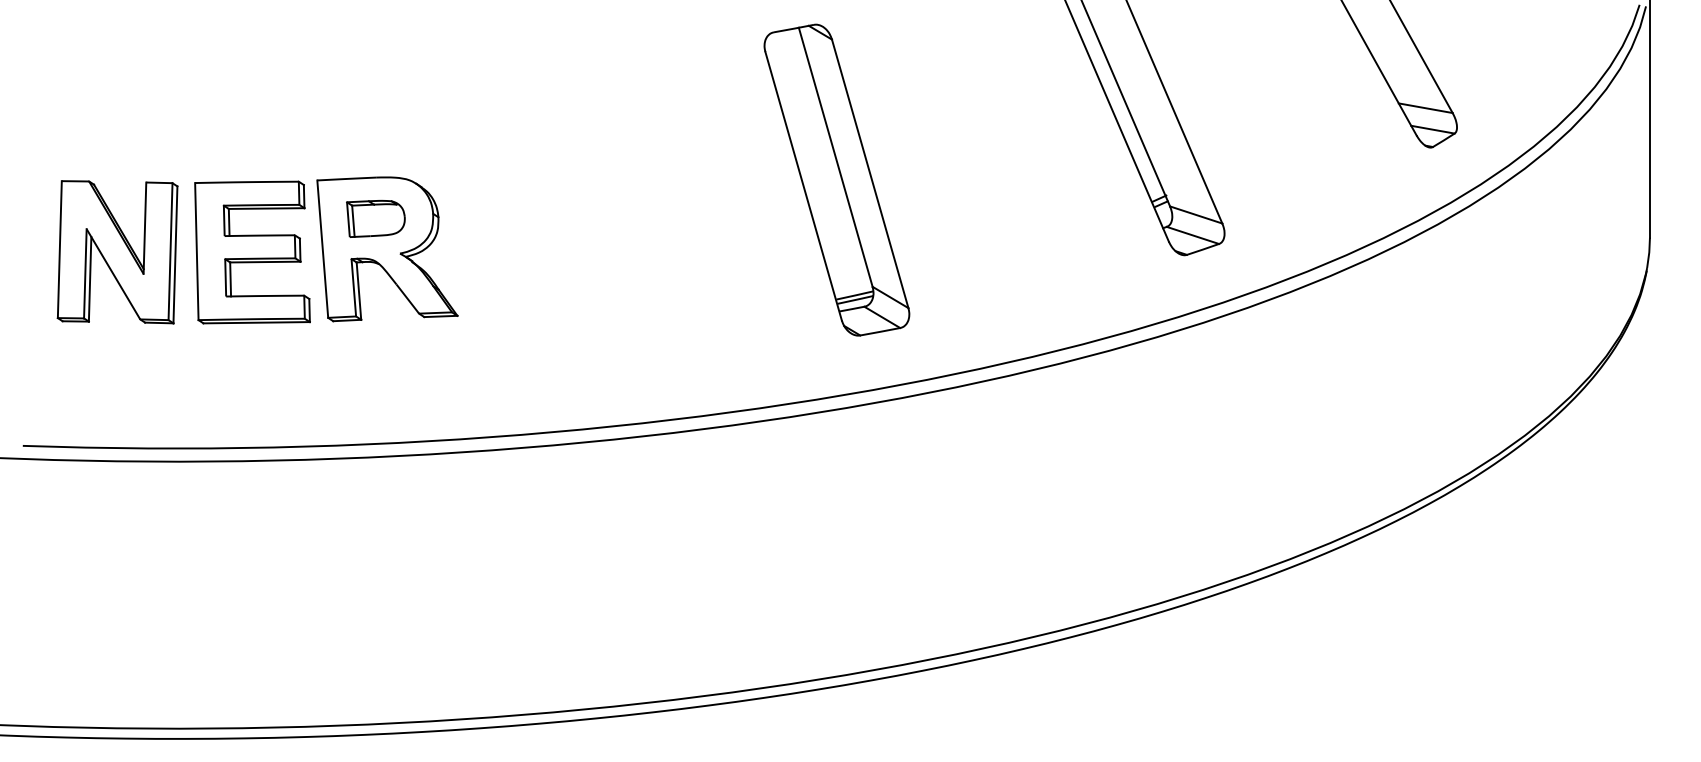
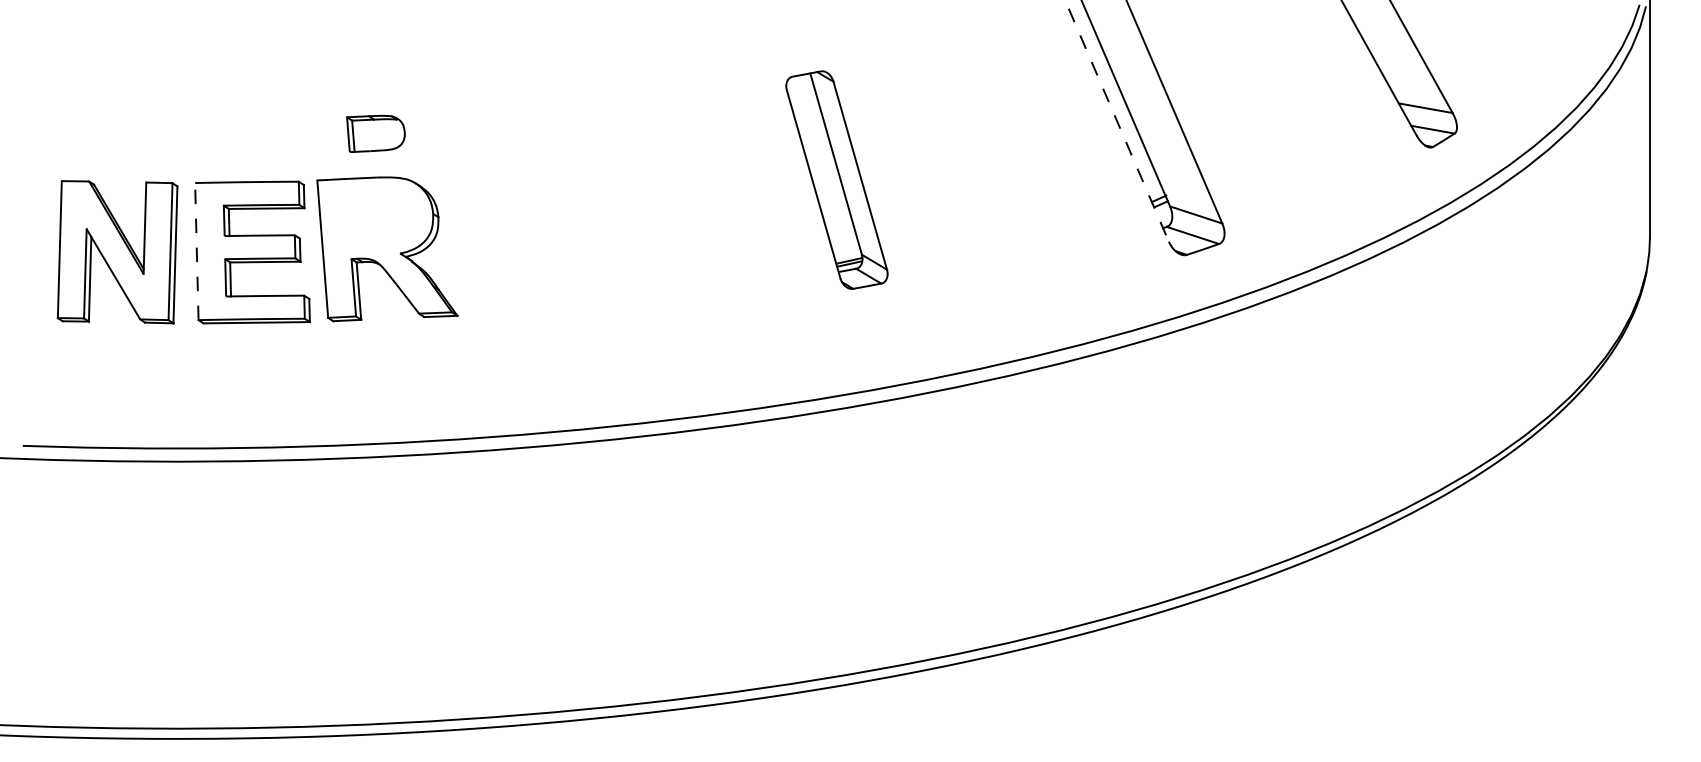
line: solid -> dashed (1117, 121)
part size: 148x314 px -> 104x220 px (836, 179)
part position: (375, 218) -> (375, 133) (375, 133)
line: solid -> dashed (196, 251)
